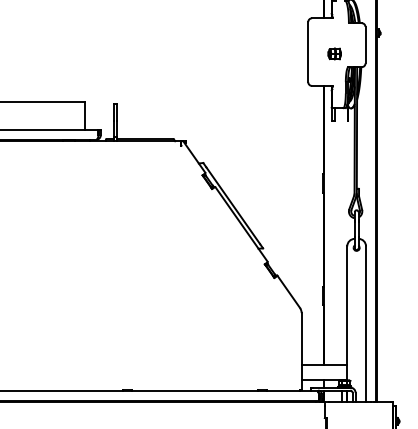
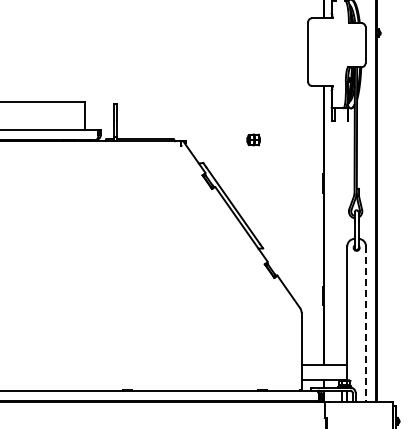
part position: (334, 53) -> (253, 139) (253, 139)
line: solid -> dashed (366, 324)
